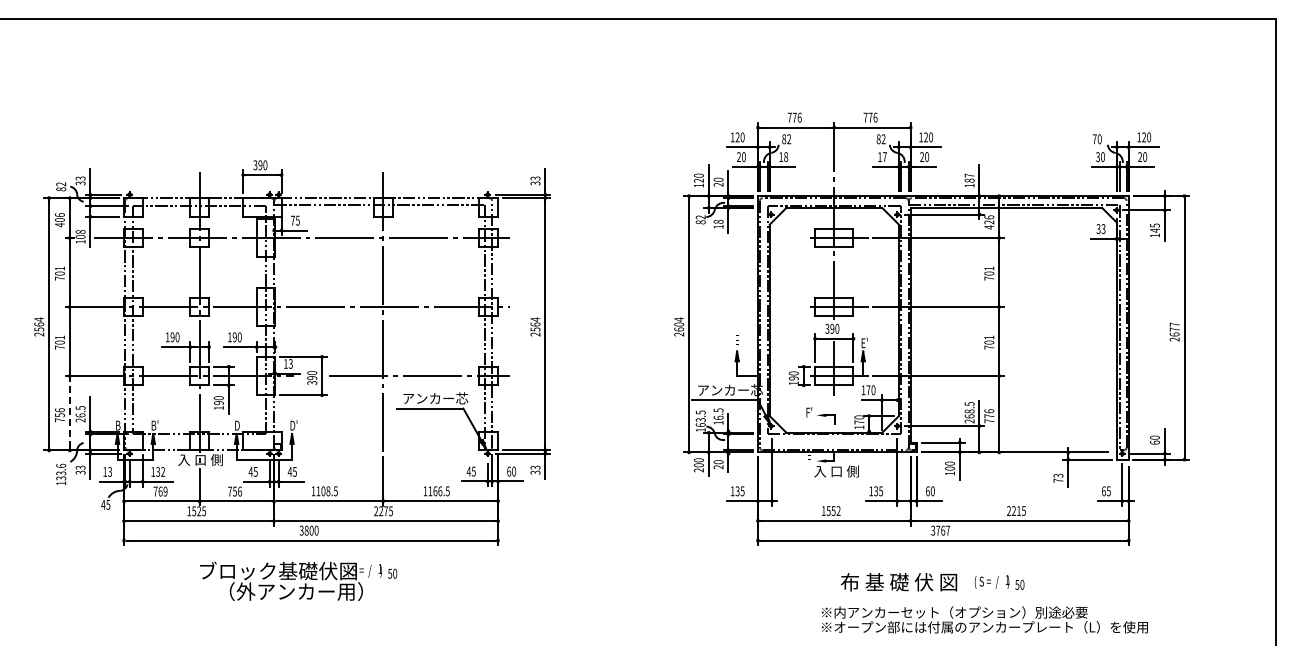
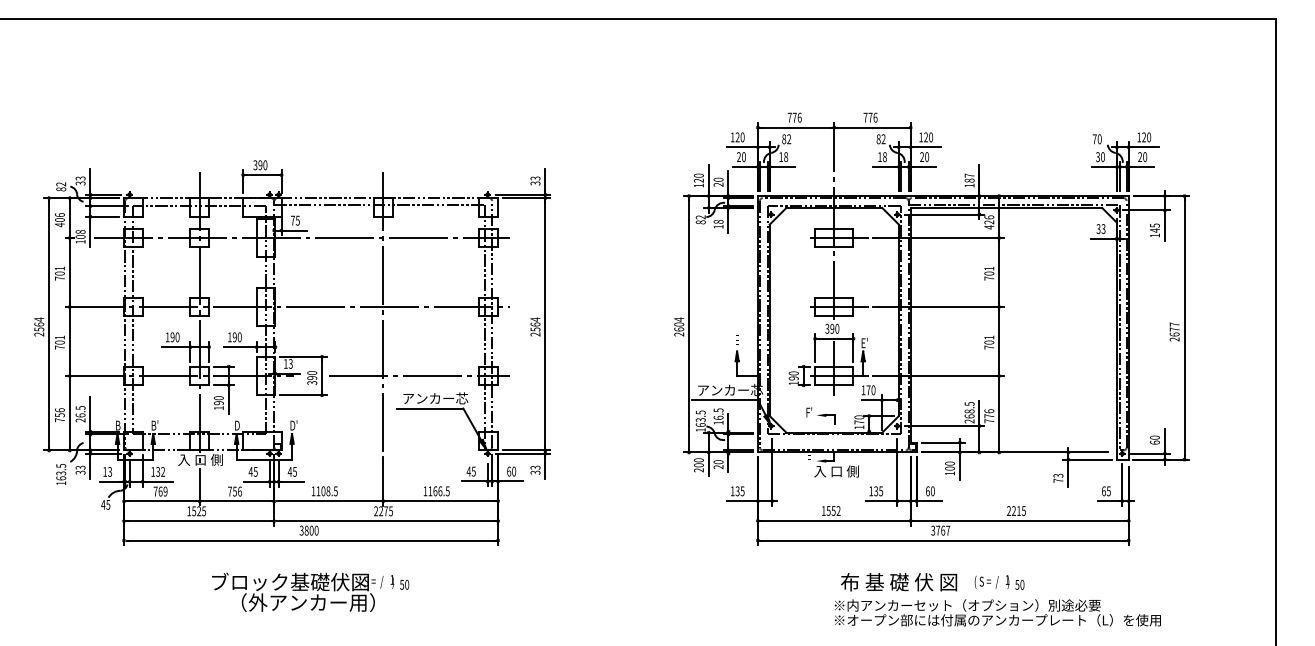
text: 17 -> 18 (884, 157)
line: dashed -> solid (69, 413)
text: 133.6 -> 163.5 (61, 472)
text position: (298, 580) -> (310, 591) (310, 591)
text position: (984, 619) -> (997, 612) (997, 612)
